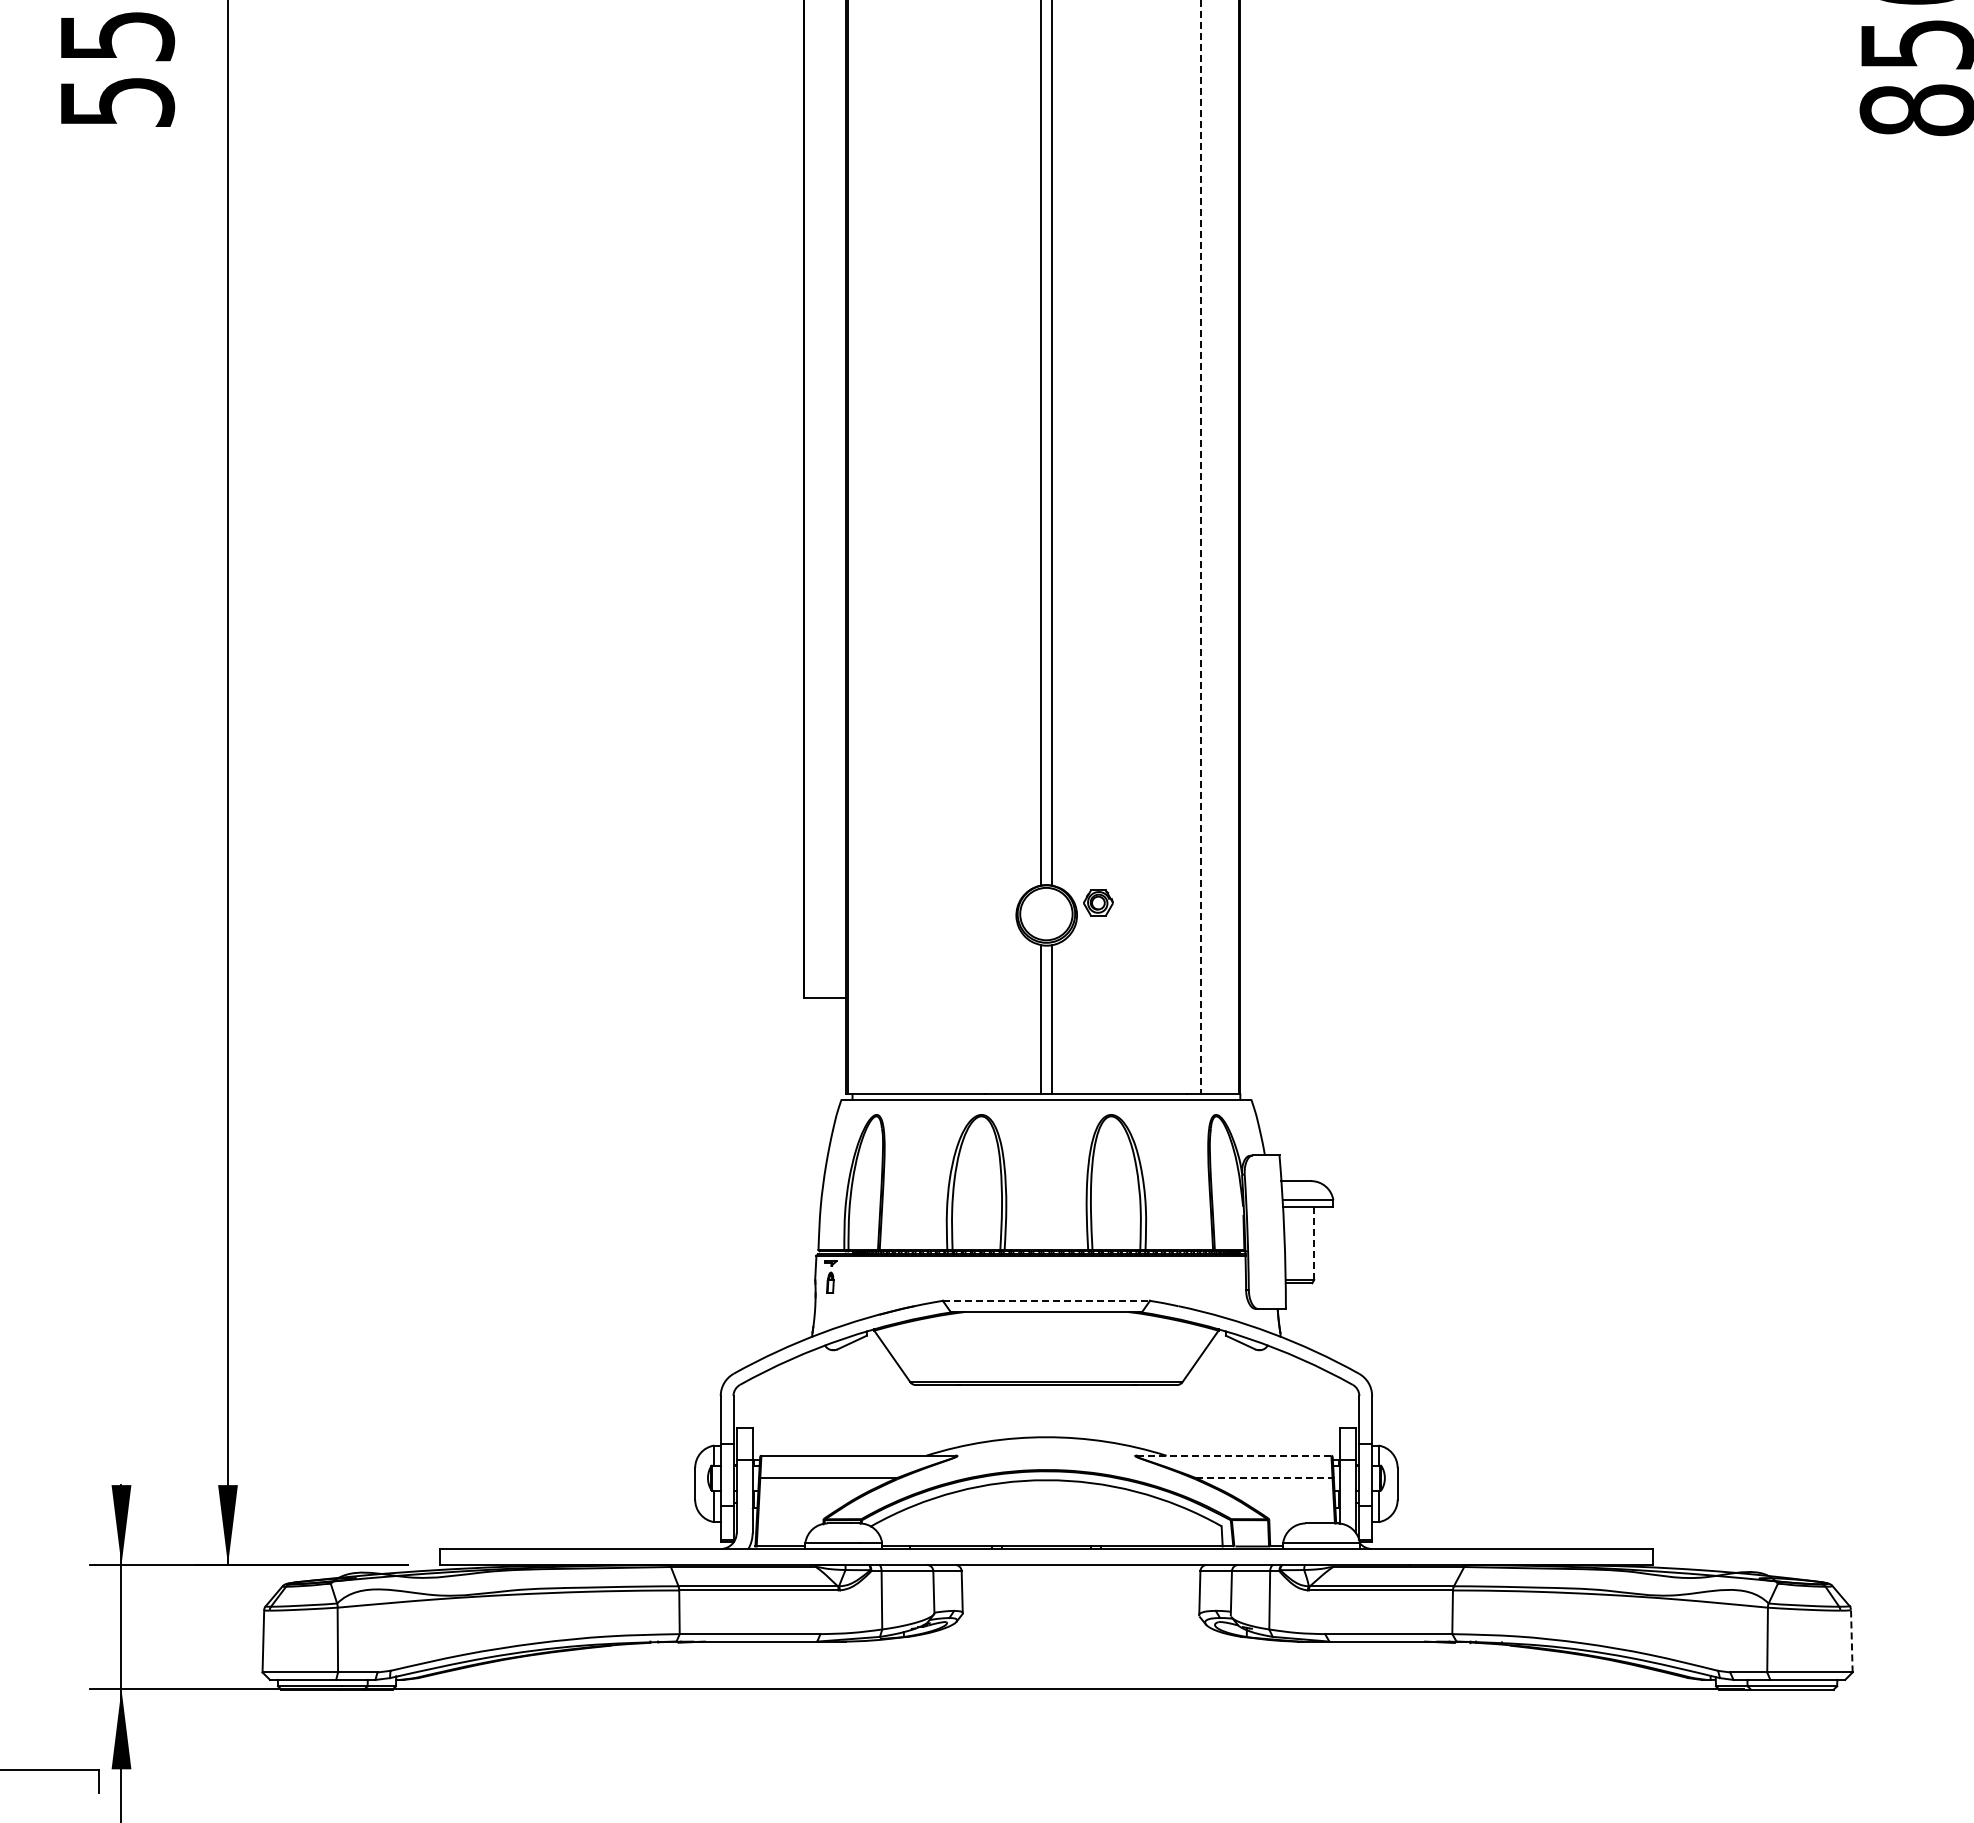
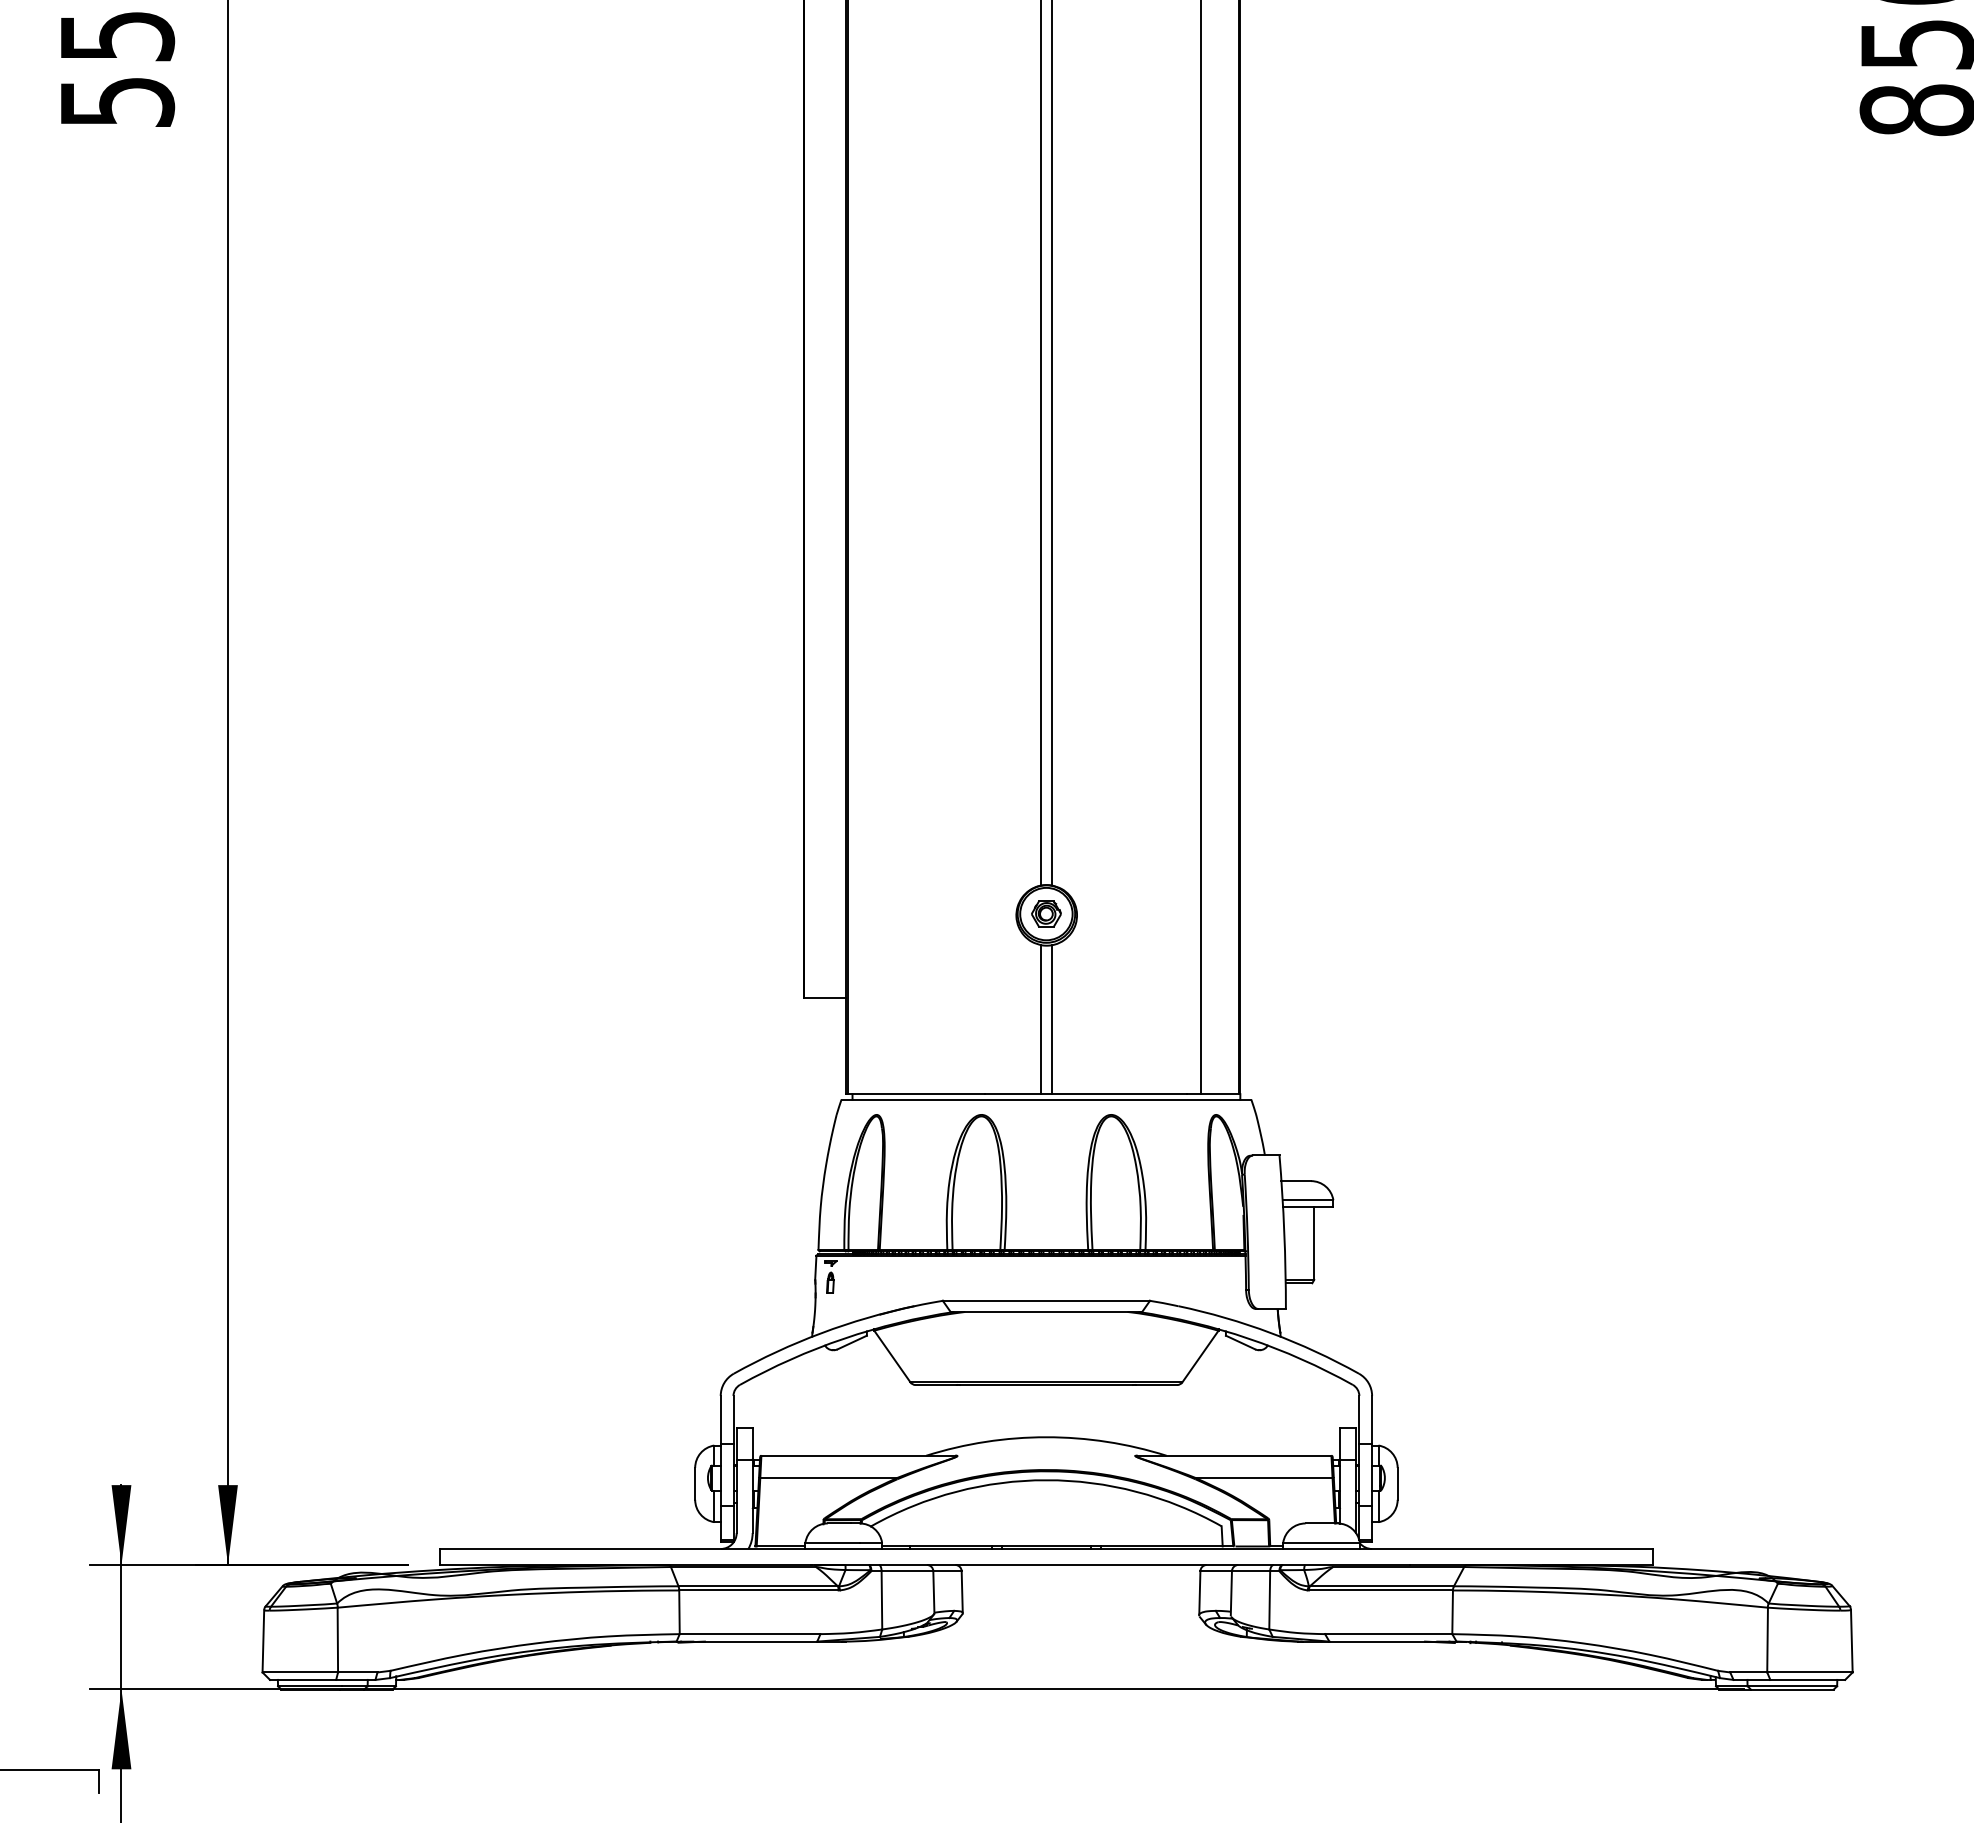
line: dashed -> solid (1201, 547)
part position: (1098, 902) -> (1046, 913) (1046, 913)
line: dashed -> solid (1314, 1243)
line: dashed -> solid (1046, 1300)
line: dashed -> solid (1233, 1455)
line: dashed -> solid (1264, 1478)
line: dashed -> solid (1851, 1640)
